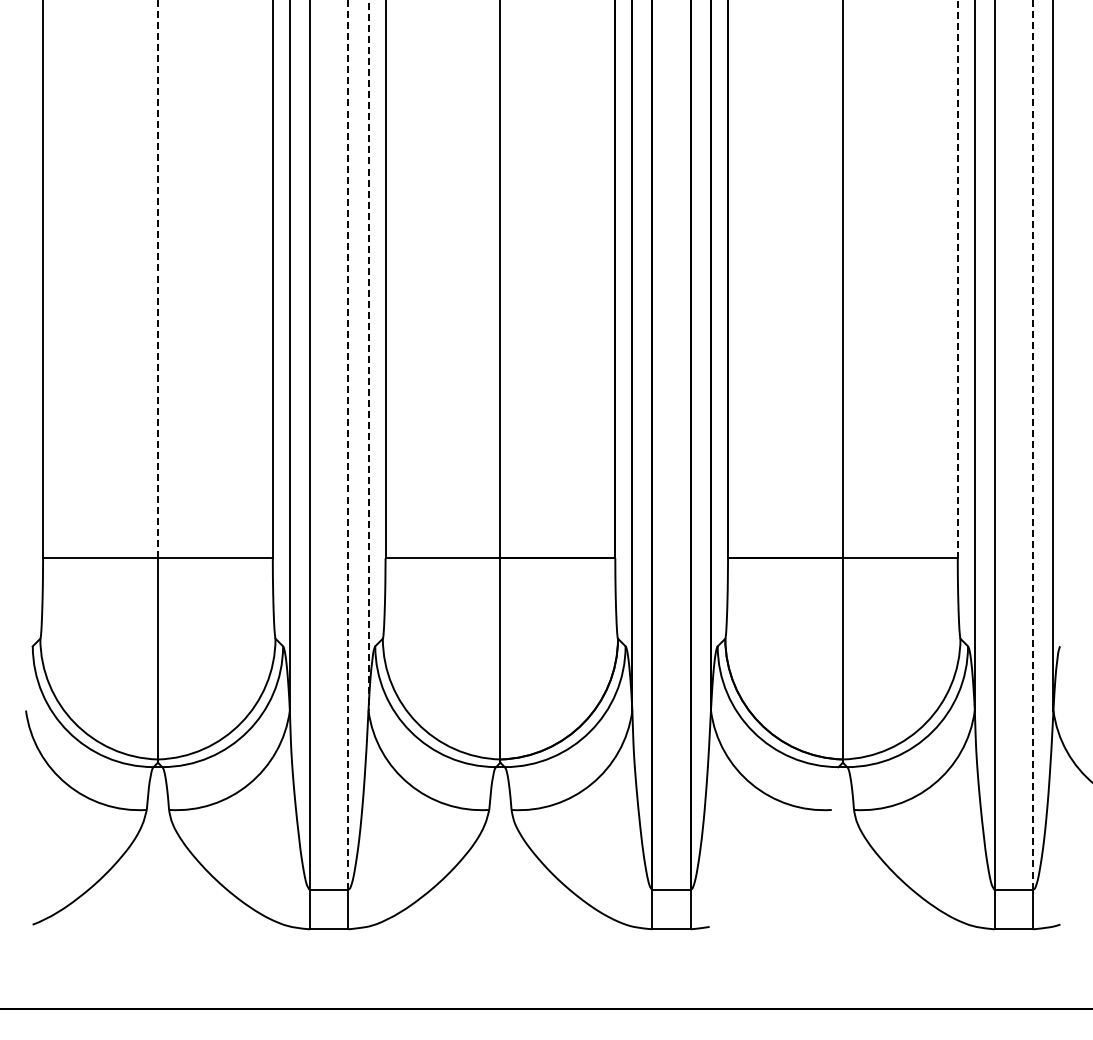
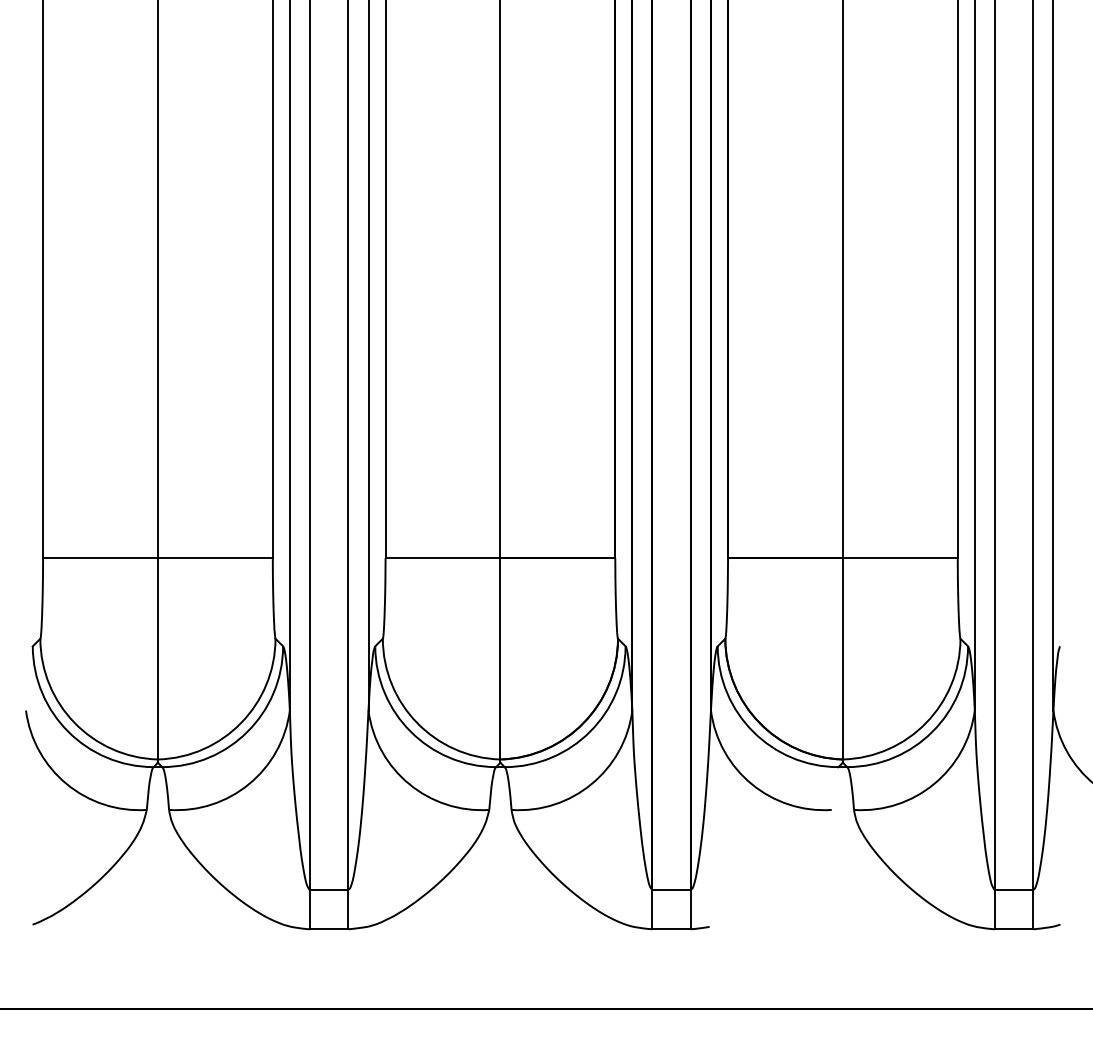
line: dashed -> solid (157, 279)
line: dashed -> solid (957, 279)
line: dashed -> solid (368, 356)
line: dashed -> solid (348, 445)
line: dashed -> solid (1033, 445)
